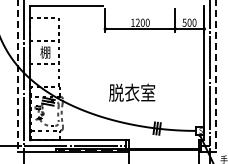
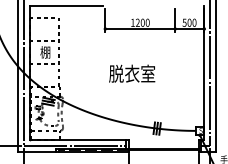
line: dashed -> solid (17, 76)
line: dashed -> solid (216, 76)
text position: (132, 92) -> (132, 73) (132, 73)
